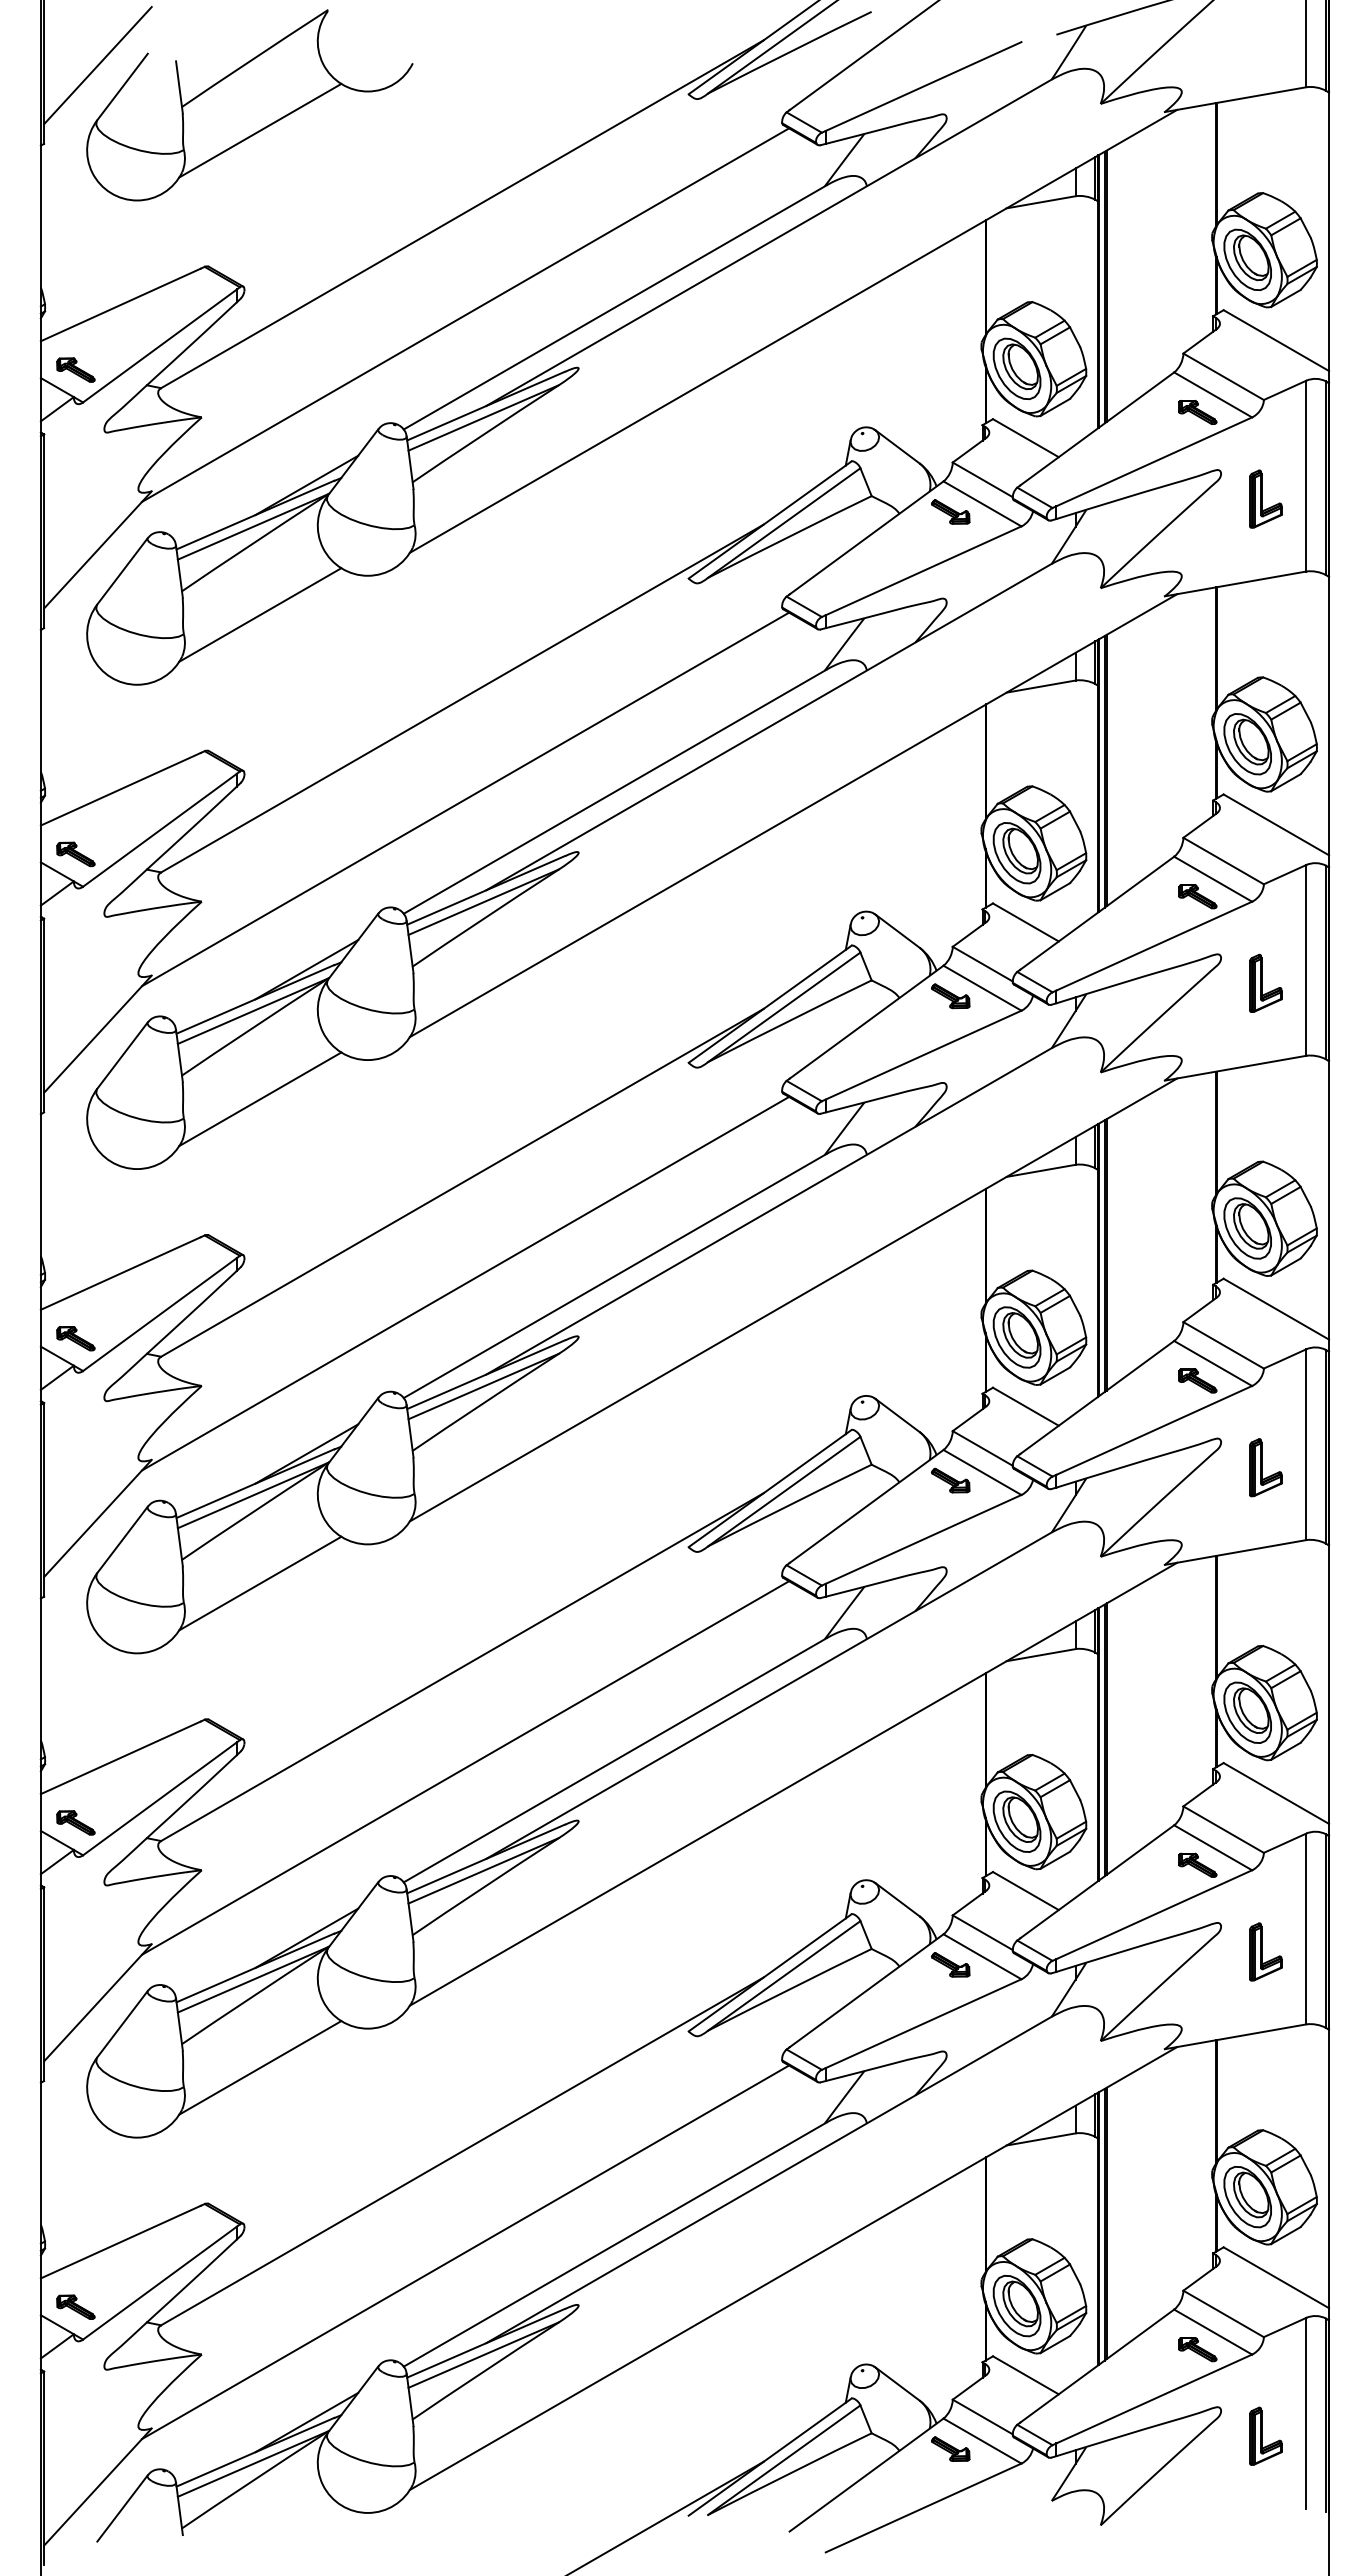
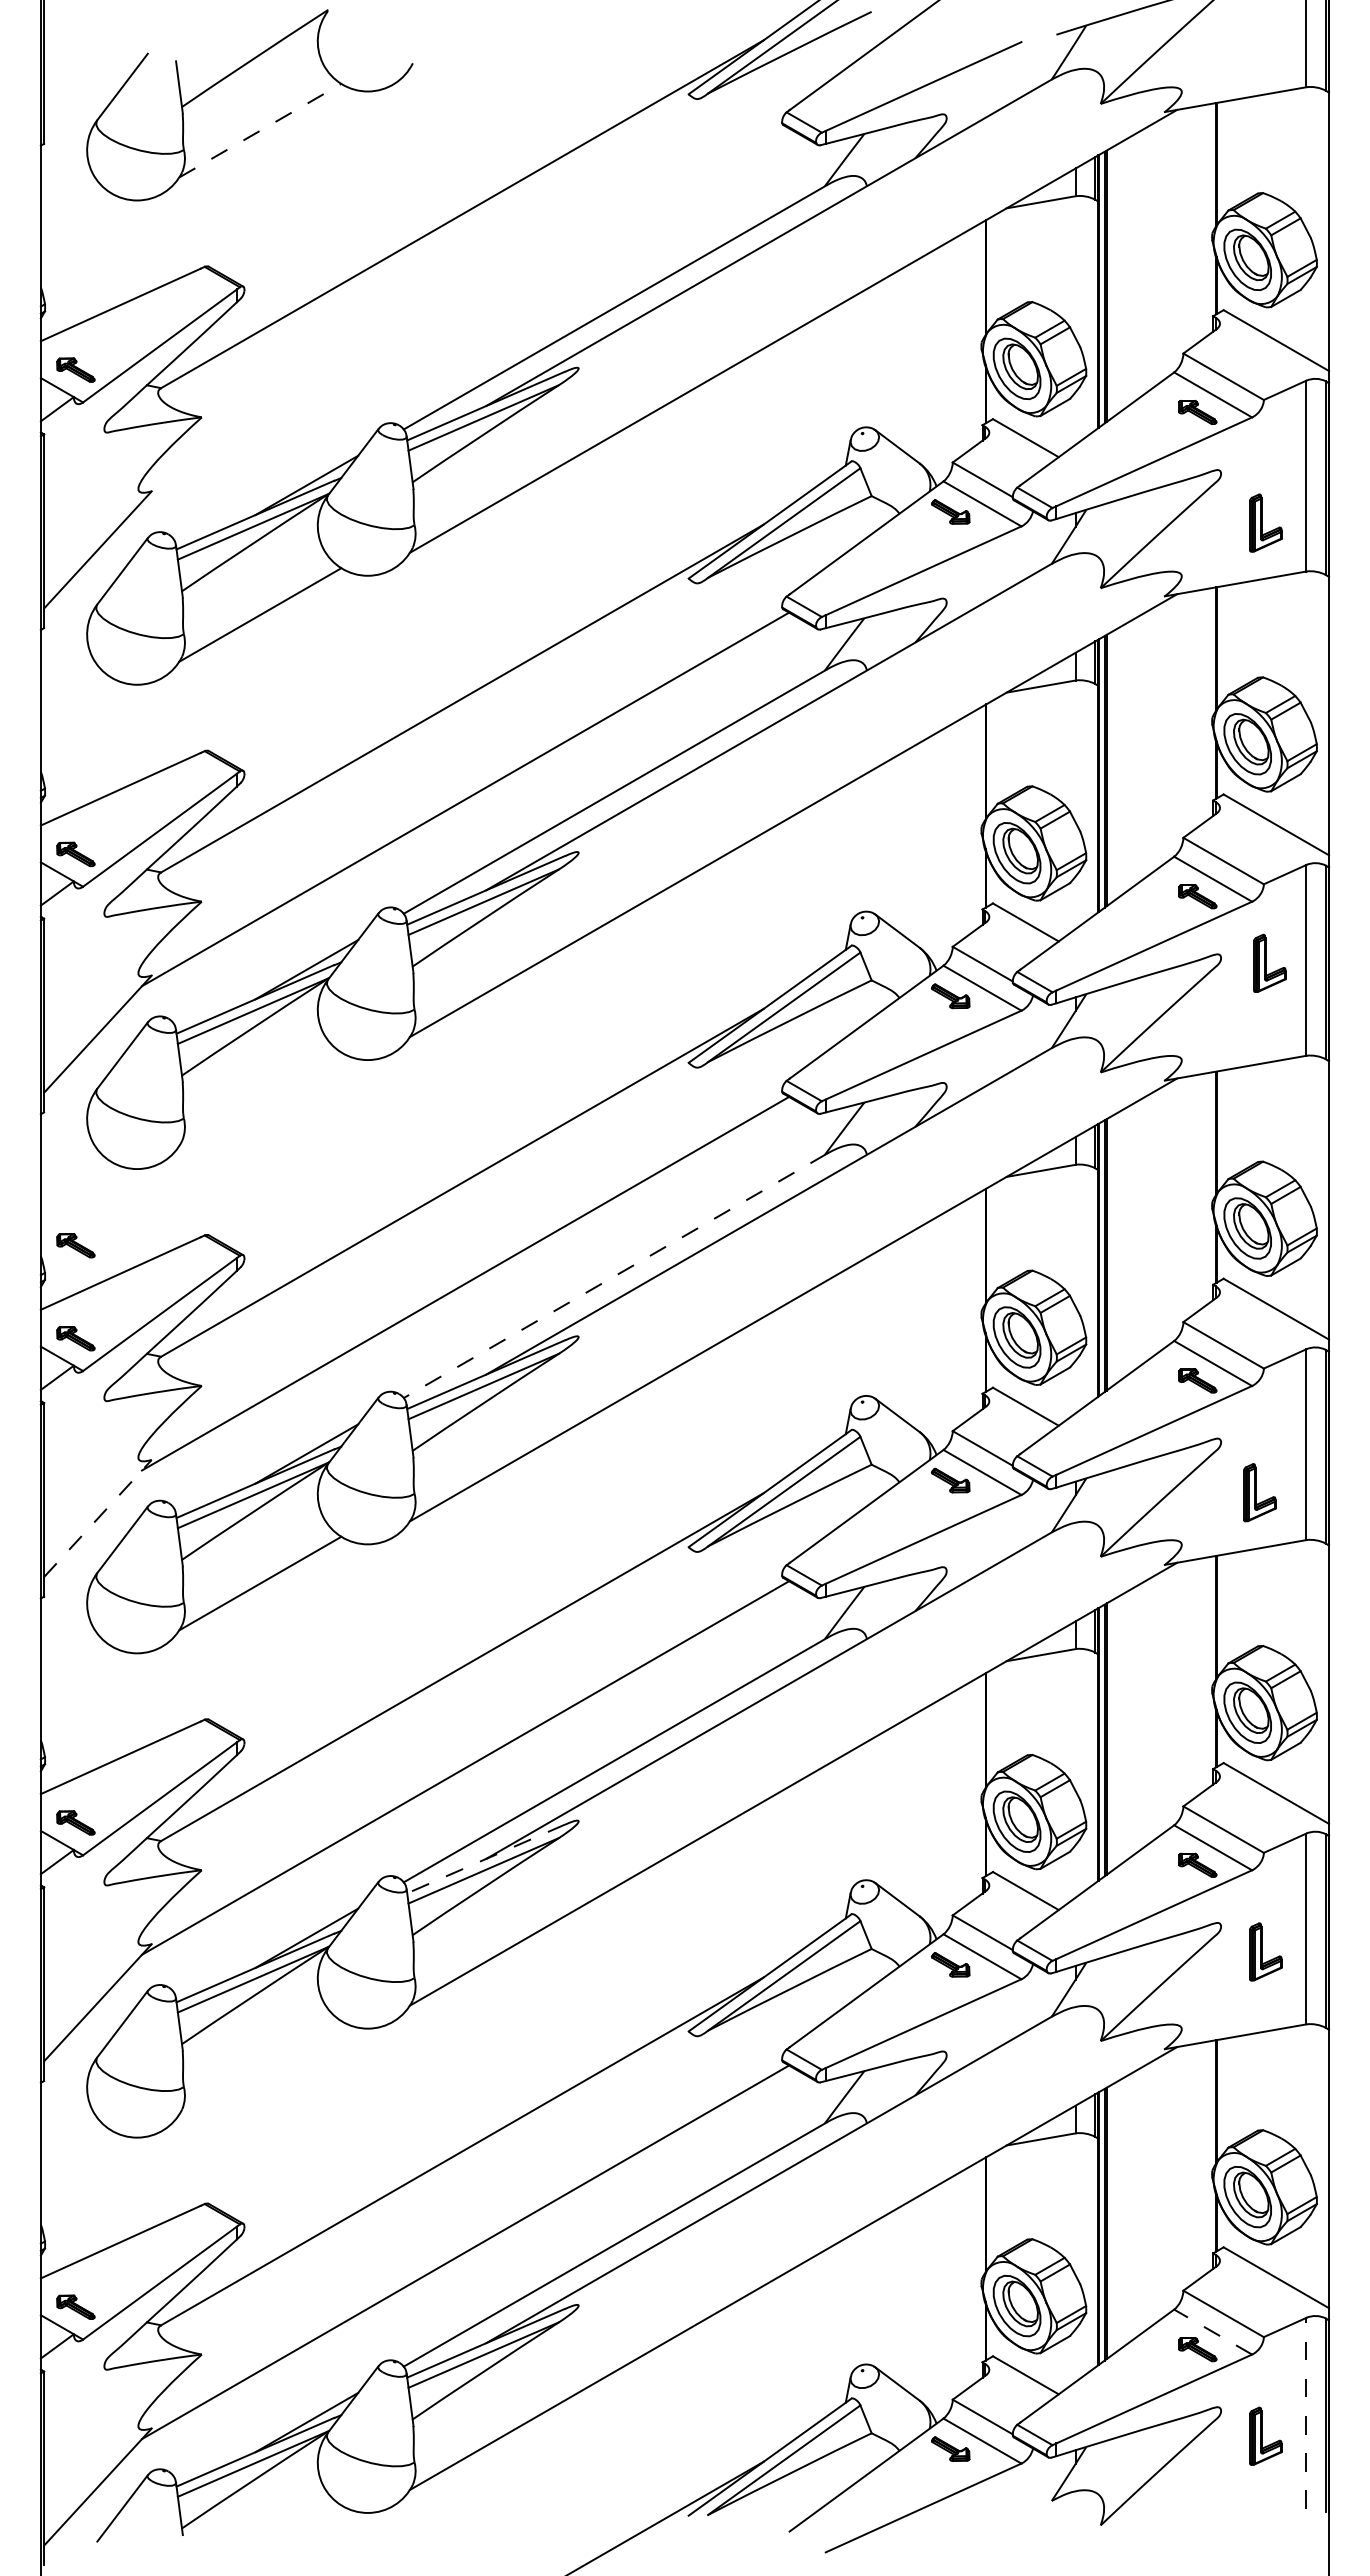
line: present -> none (97, 65)
line: solid -> dashed (260, 130)
line: present -> none (465, 314)
part position: (1265, 498) -> (1265, 522) (1265, 522)
part position: (1265, 982) -> (1269, 962) (1269, 962)
line: present -> none (260, 1099)
part: none -> present (75, 1245)
line: solid -> dashed (614, 1276)
part position: (1265, 1467) -> (1259, 1492) (1259, 1492)
line: solid -> dashed (97, 1518)
line: solid -> dashed (485, 1859)
line: present -> none (260, 2067)
line: solid -> dashed (1213, 2332)
line: solid -> dashed (1306, 2412)
